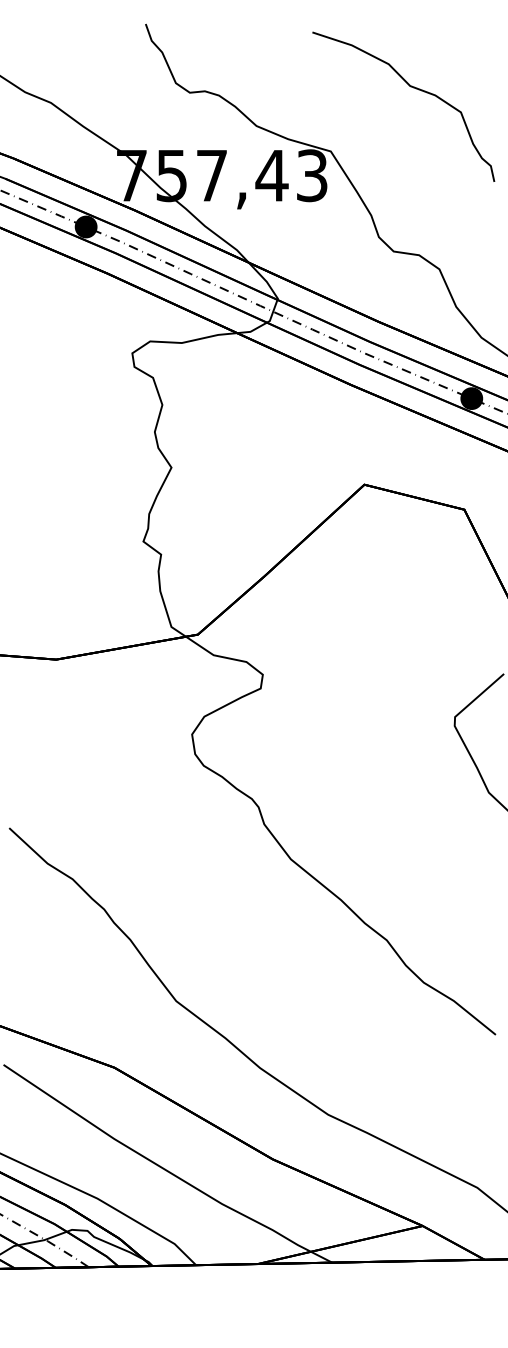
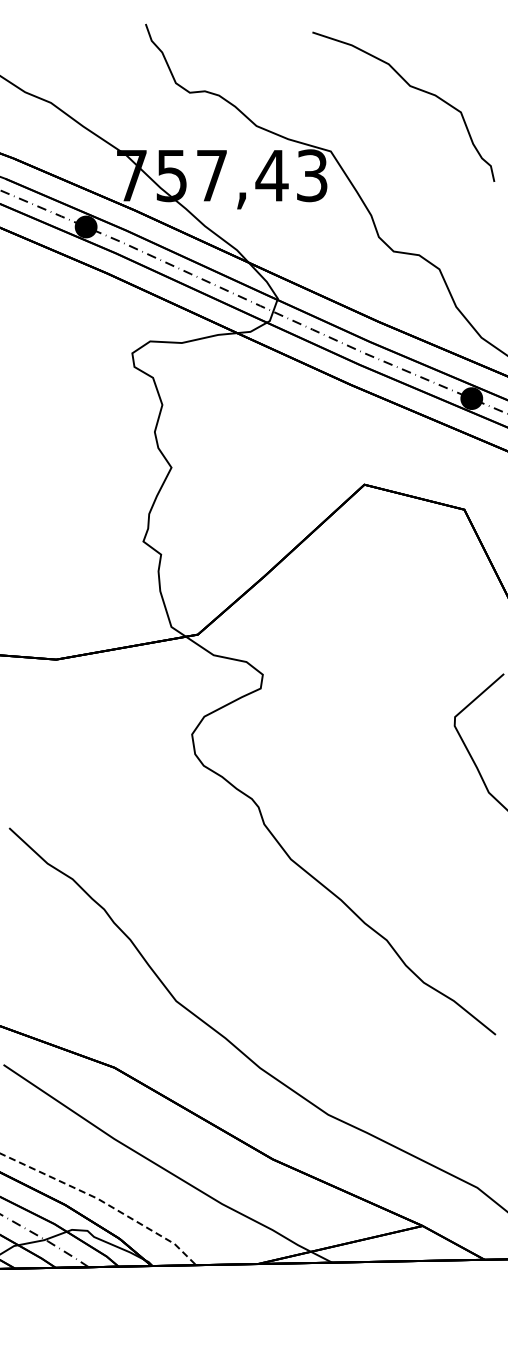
line: solid -> dashed (103, 1202)
